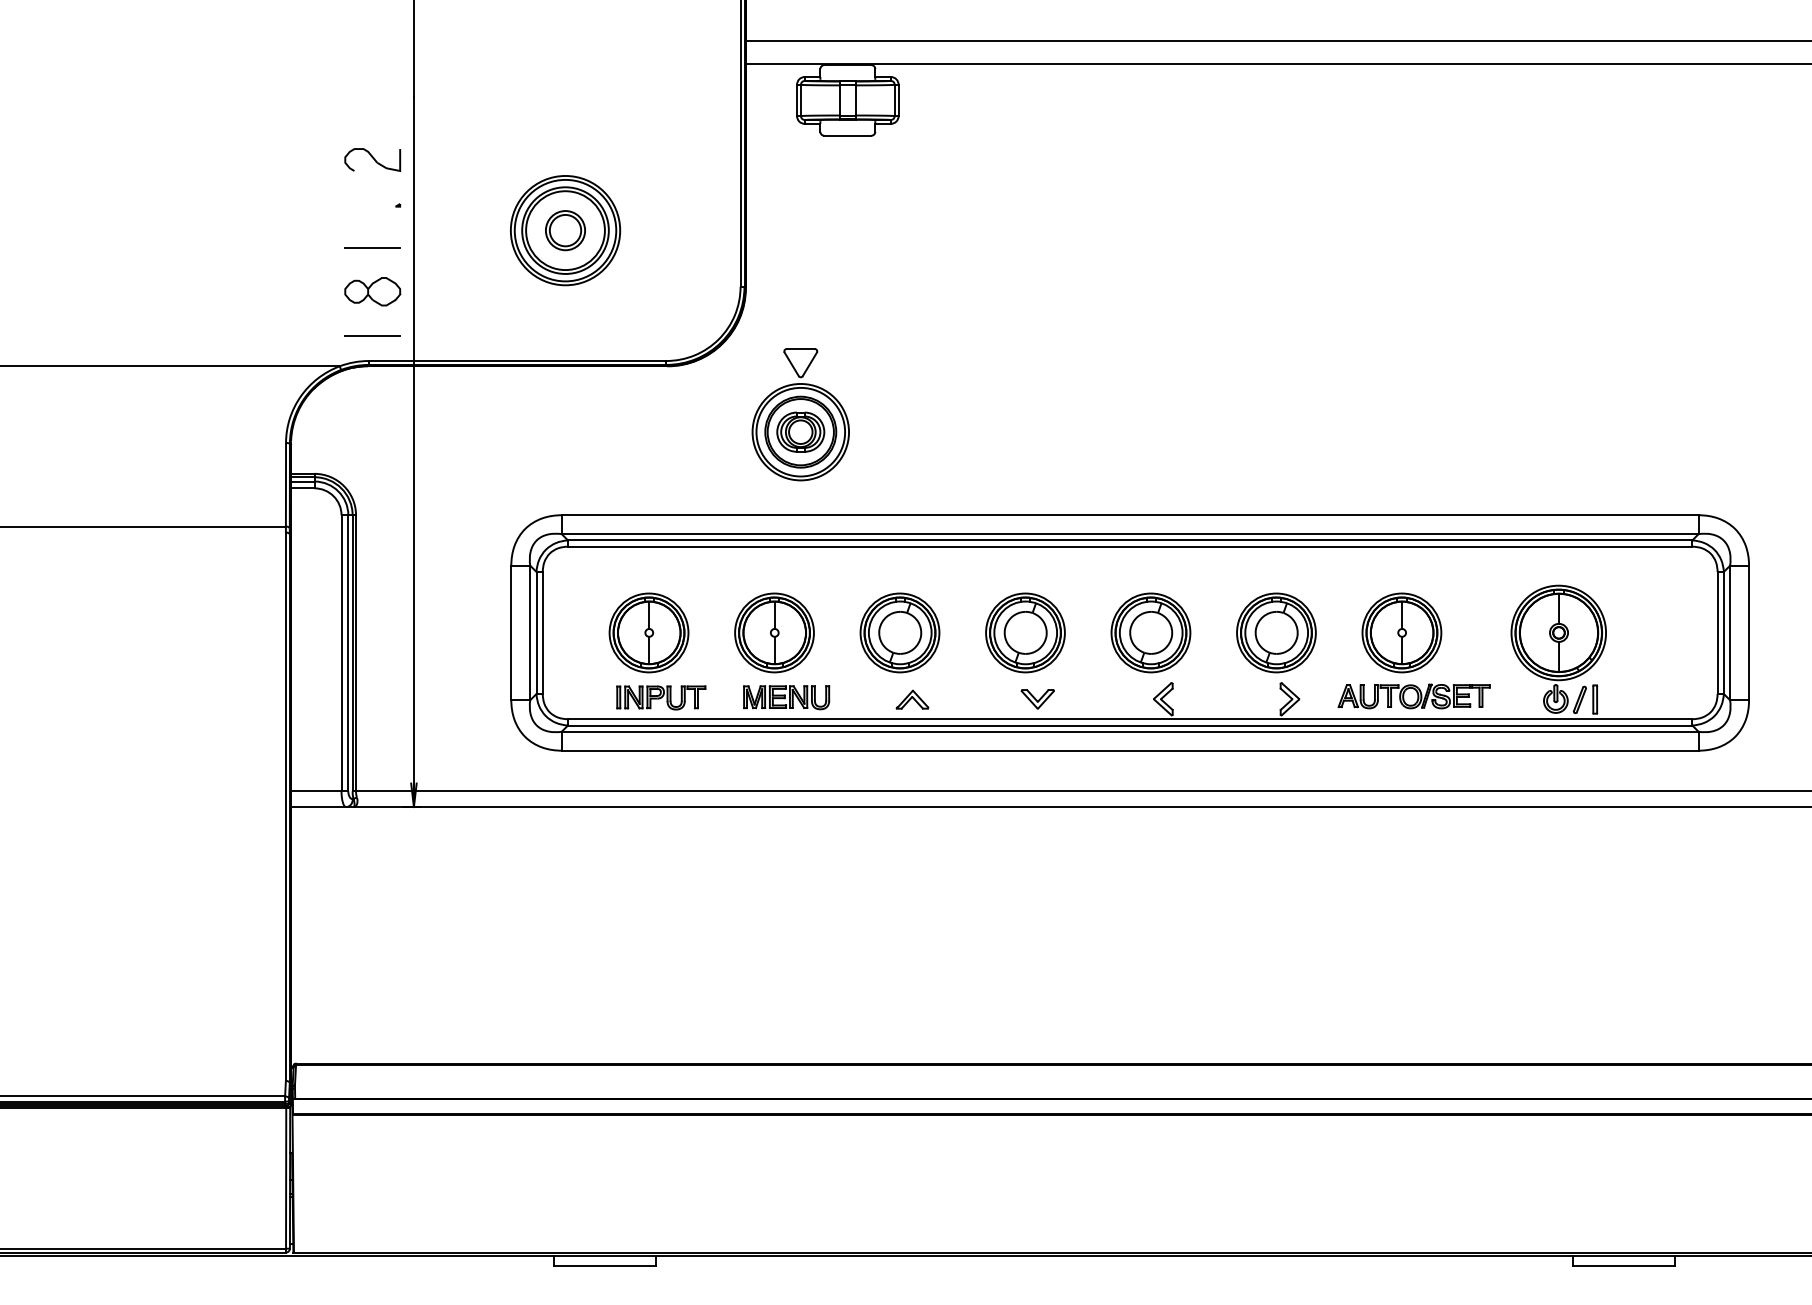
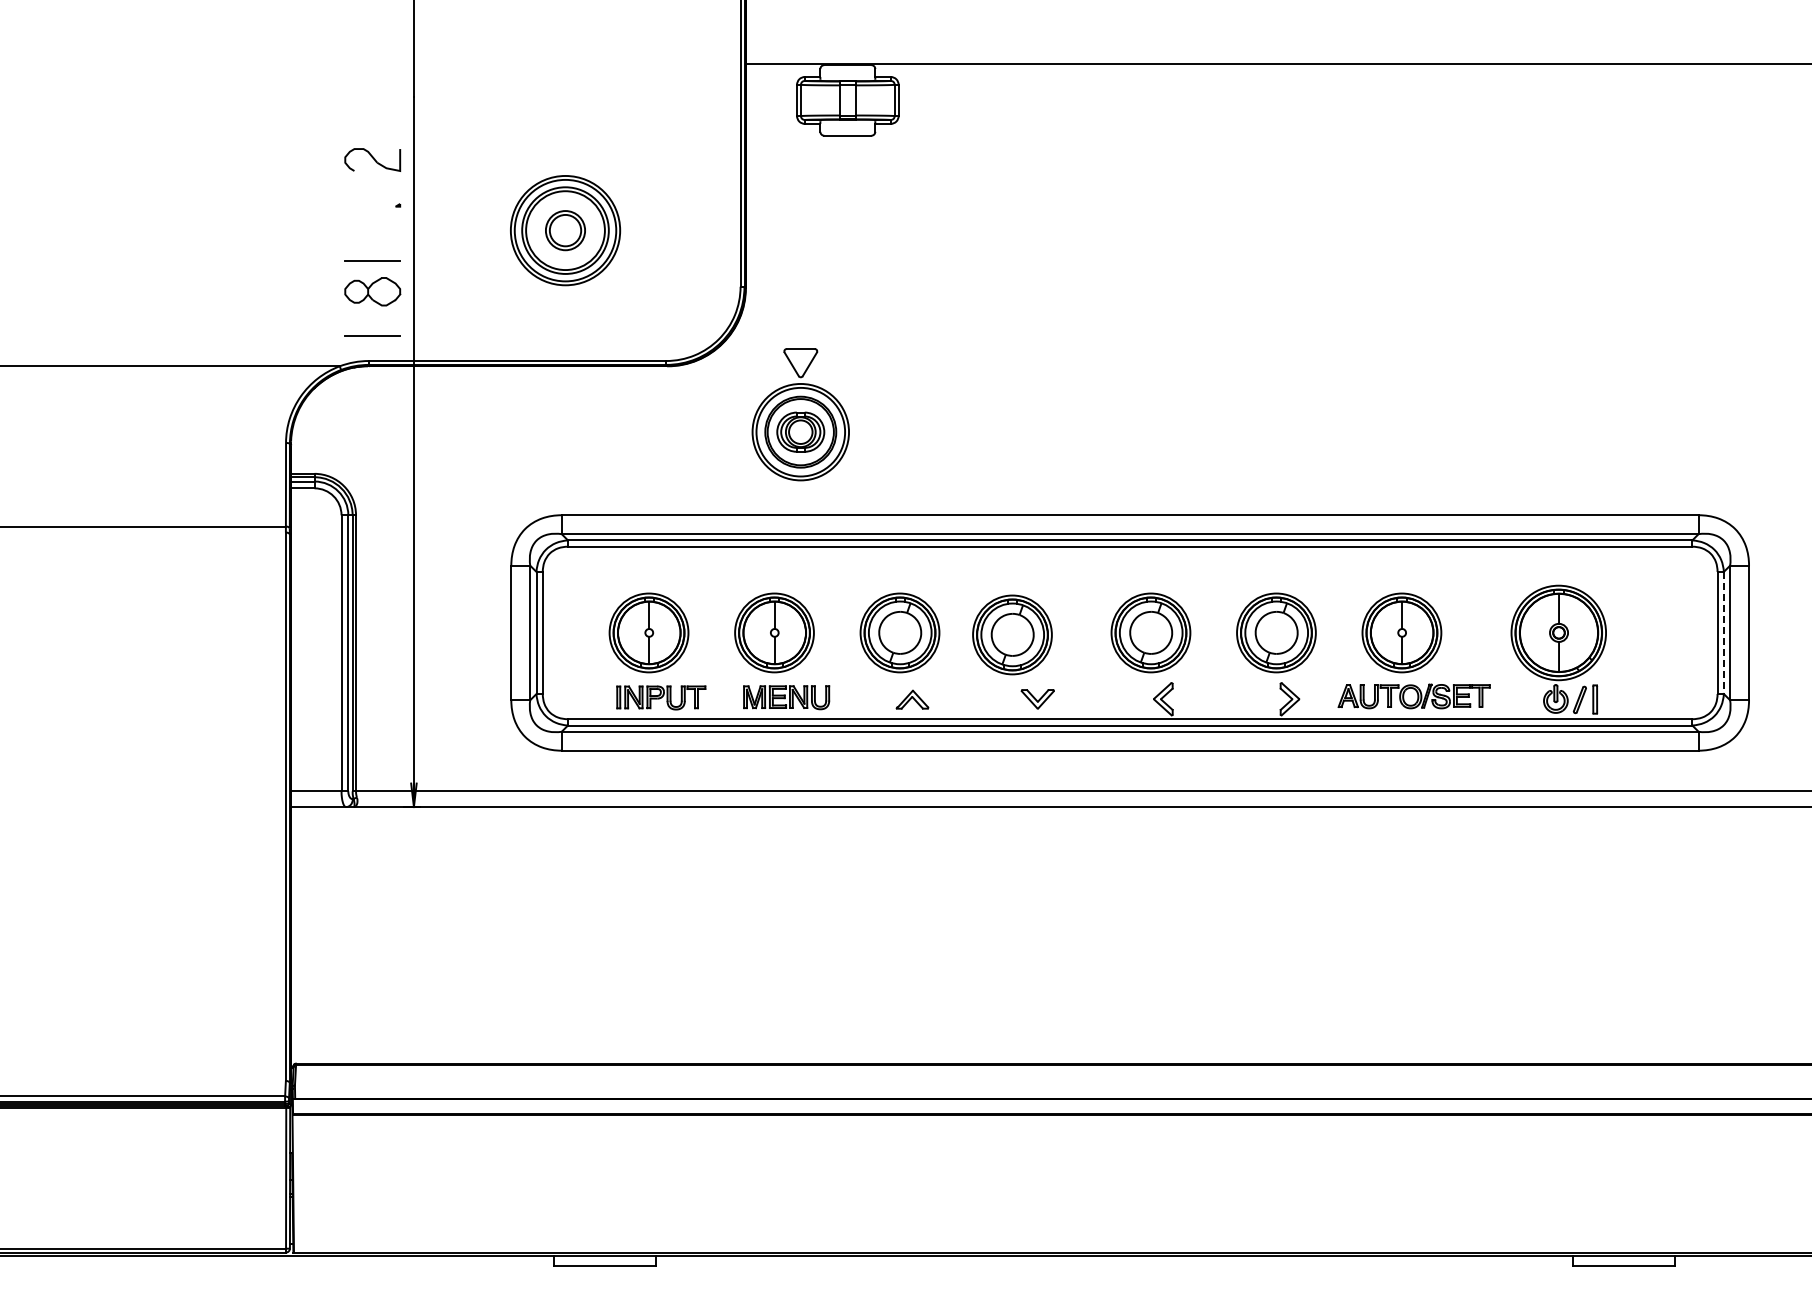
line: present -> none (1276, 40)
line position: (372, 247) -> (372, 260) (372, 260)
part position: (1025, 632) -> (1012, 634) (1012, 634)
line: solid -> dashed (1723, 633)
